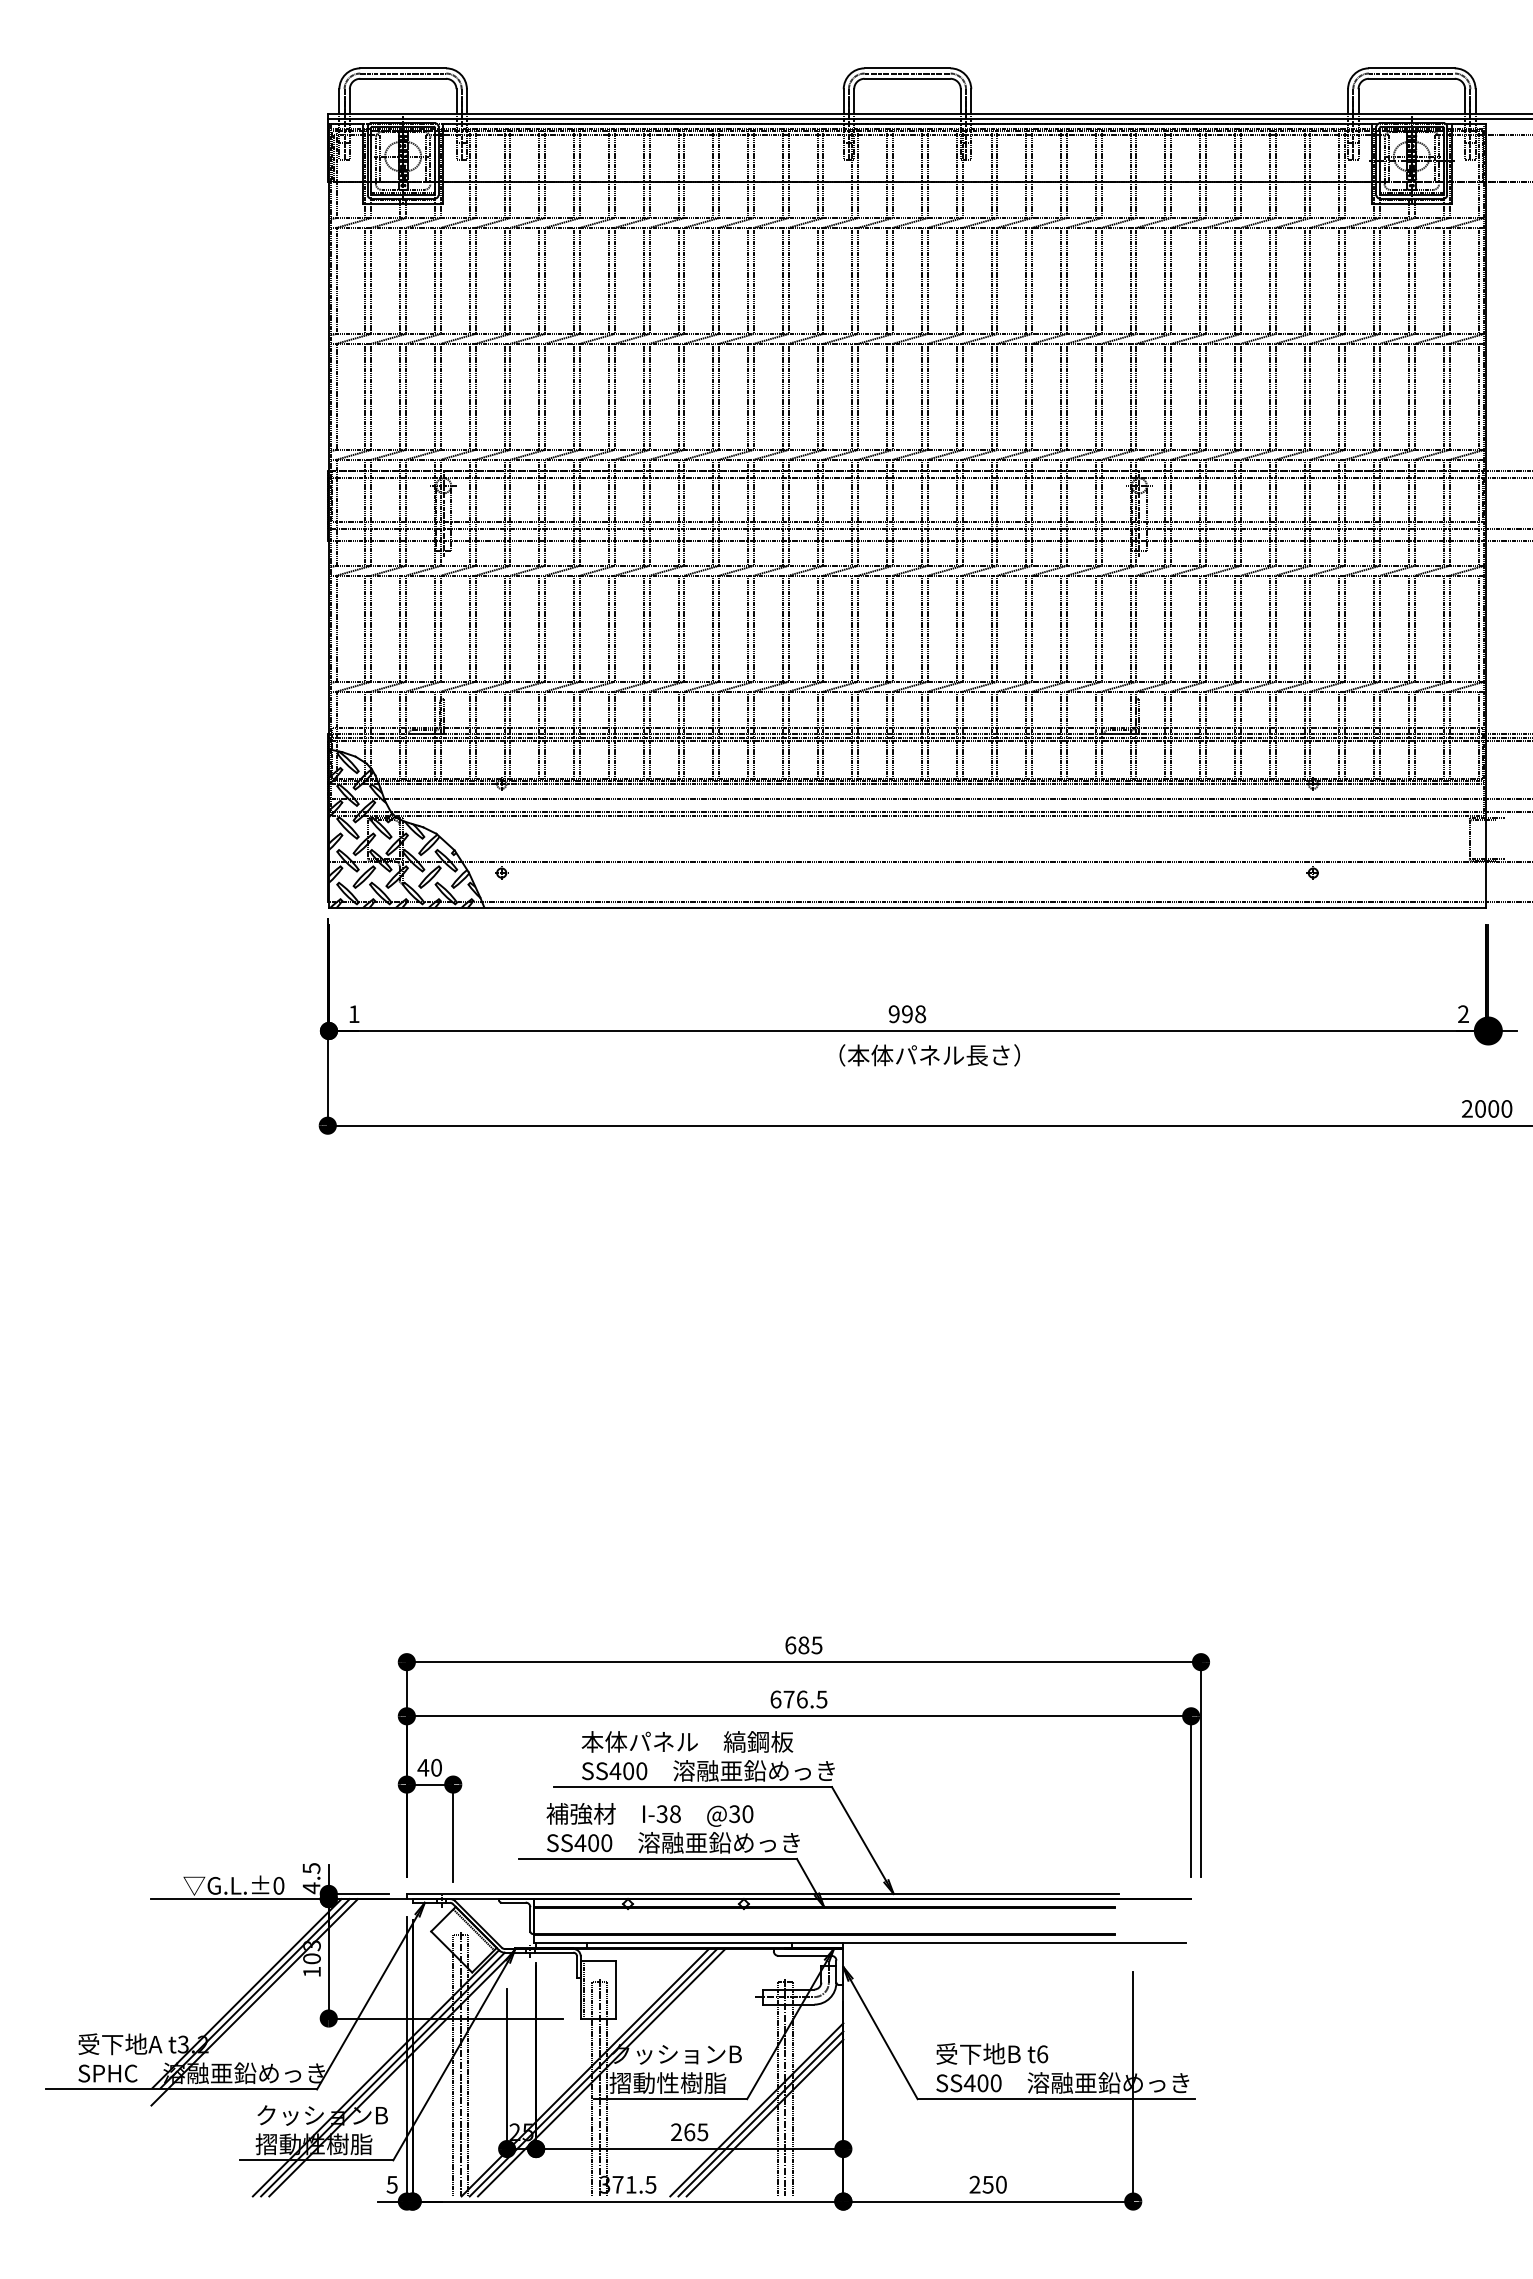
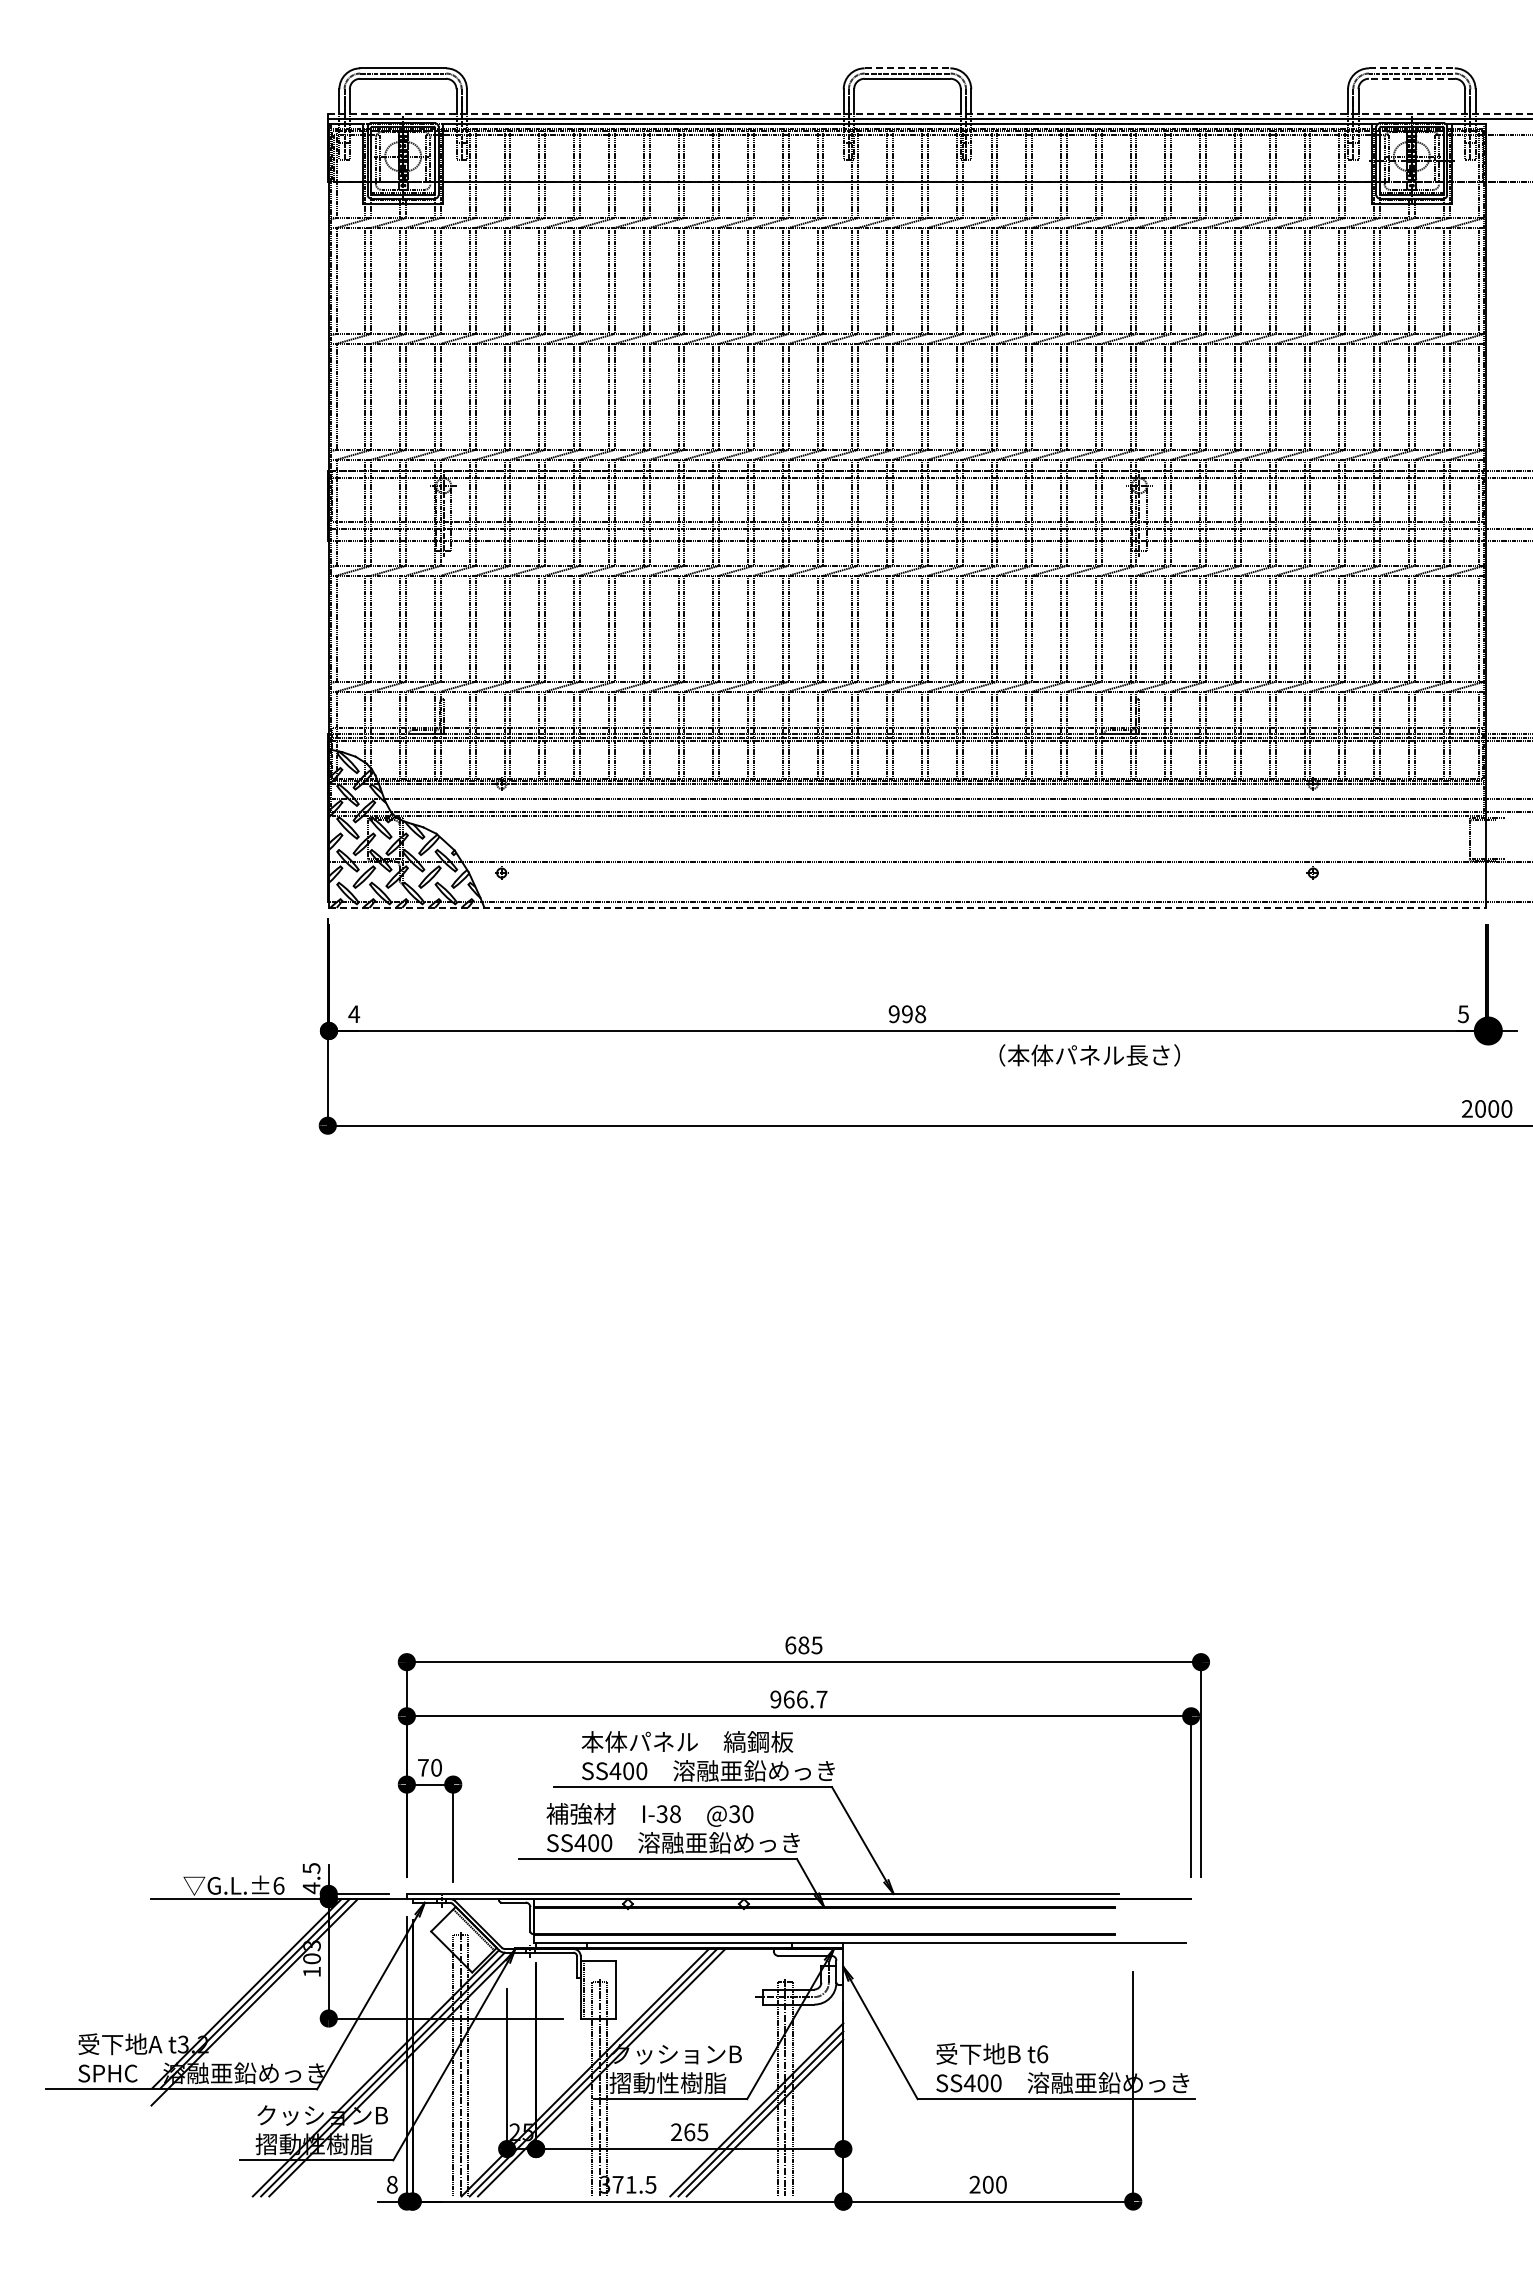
line: solid -> dashed (907, 68)
line: solid -> dashed (1411, 68)
line: solid -> dashed (1411, 78)
line: solid -> dashed (930, 113)
line: solid -> dashed (907, 907)
text: 1 -> 4 (354, 1013)
text: 2 -> 5 (1463, 1014)
text position: (929, 1055) -> (1089, 1055) (1089, 1055)
text: 676.5 -> 966.7 (798, 1699)
text: 40 -> 70 (423, 1767)
text: G.L.±0 -> G.L.±6 (278, 1885)
text: 5 -> 8 (391, 2184)
text: 250 -> 200 (987, 2184)
